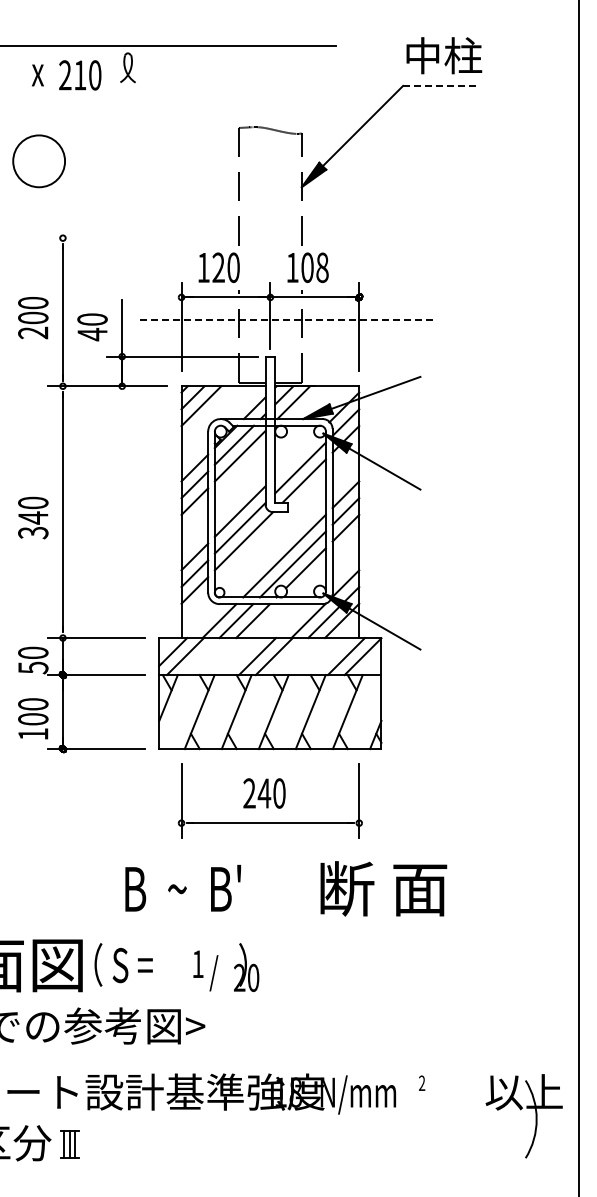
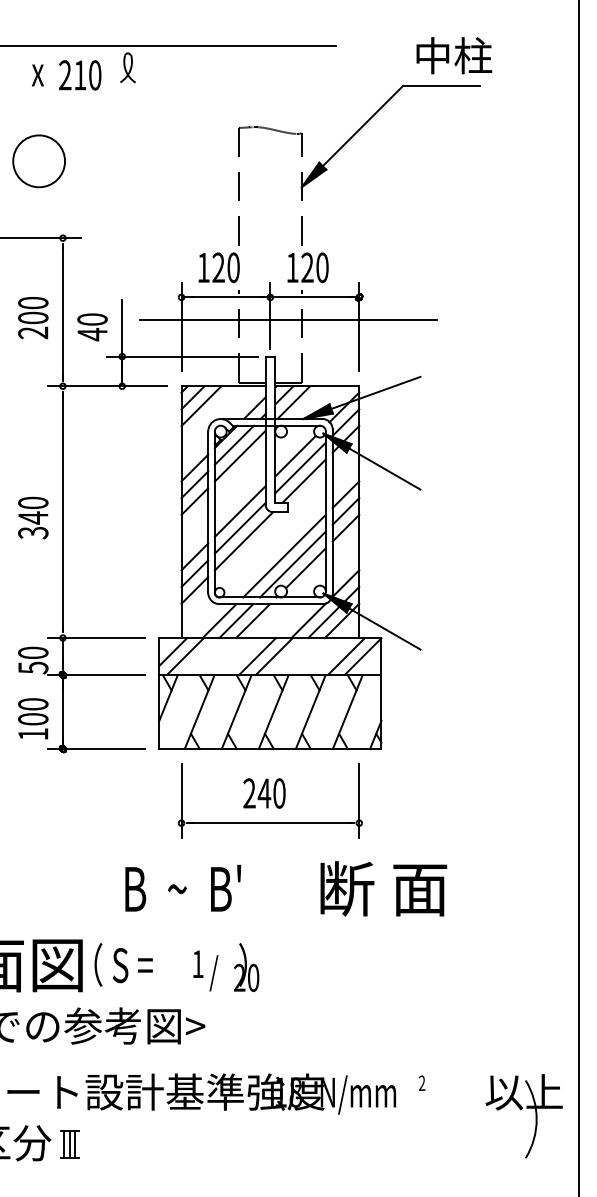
text position: (444, 55) -> (454, 55) (454, 55)
line: dashed -> solid (441, 85)
line: none -> present (41, 238)
text: 108 -> 120 (314, 267)
line: dashed -> solid (288, 319)
line: none -> present (295, 455)
